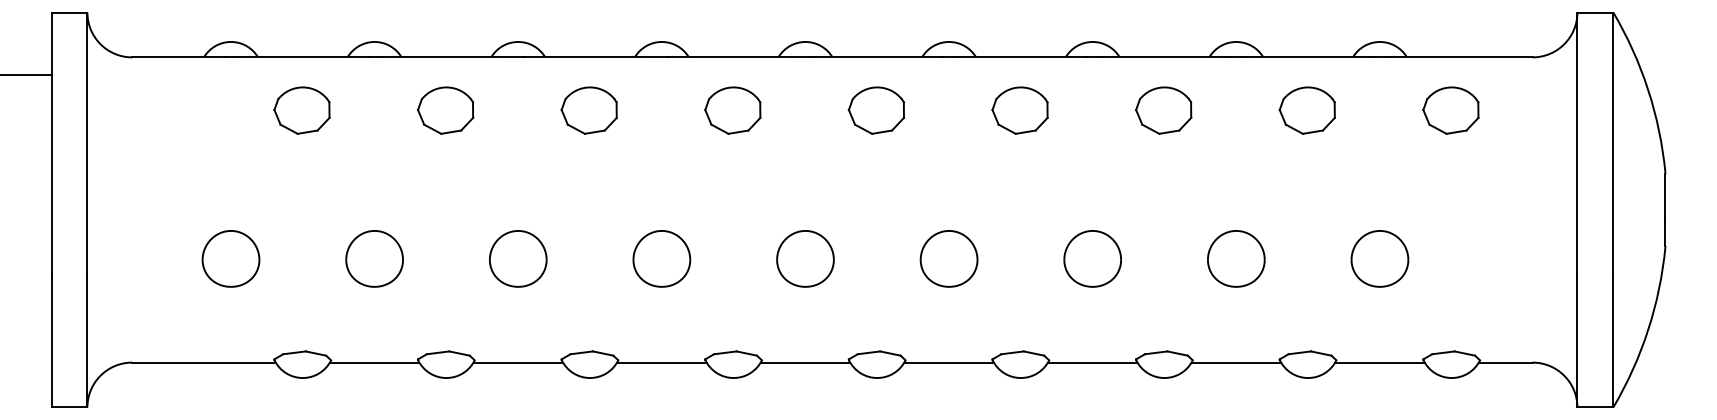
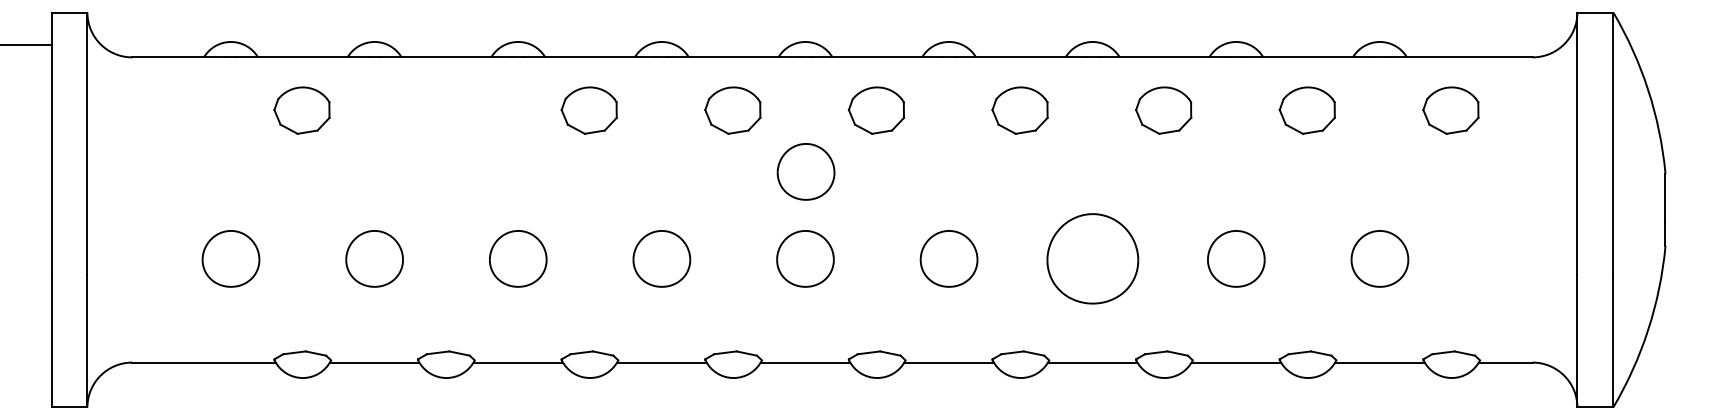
line position: (26, 75) -> (26, 45) (26, 45)
part: present -> none (445, 110)
part: none -> present (805, 171)
part size: 59x58 px -> 94x92 px (1092, 258)
